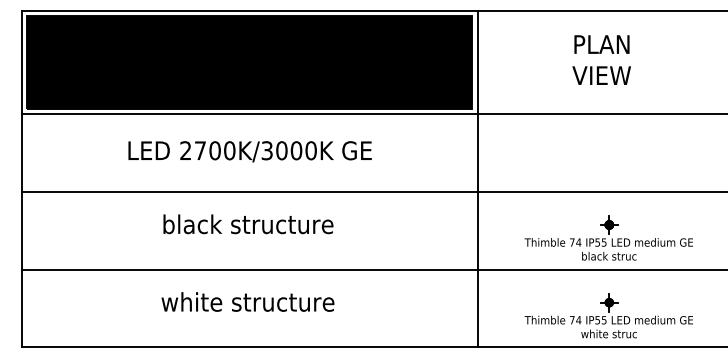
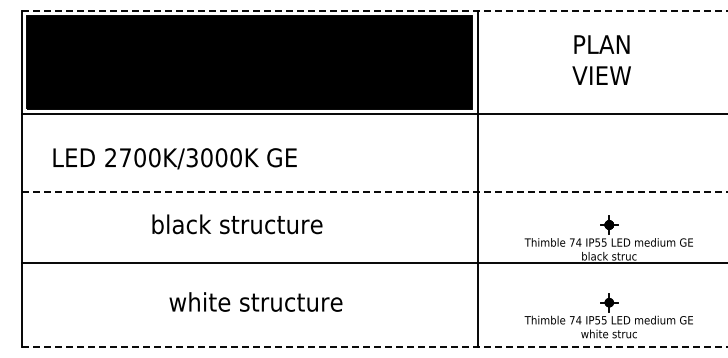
line: solid -> dashed (374, 10)
text position: (249, 151) -> (174, 158) (174, 158)
line: solid -> dashed (374, 191)
text position: (248, 224) -> (237, 224) (237, 224)
line position: (372, 269) -> (372, 262) (372, 262)
text position: (247, 301) -> (255, 301) (255, 301)
line: solid -> dashed (374, 347)
